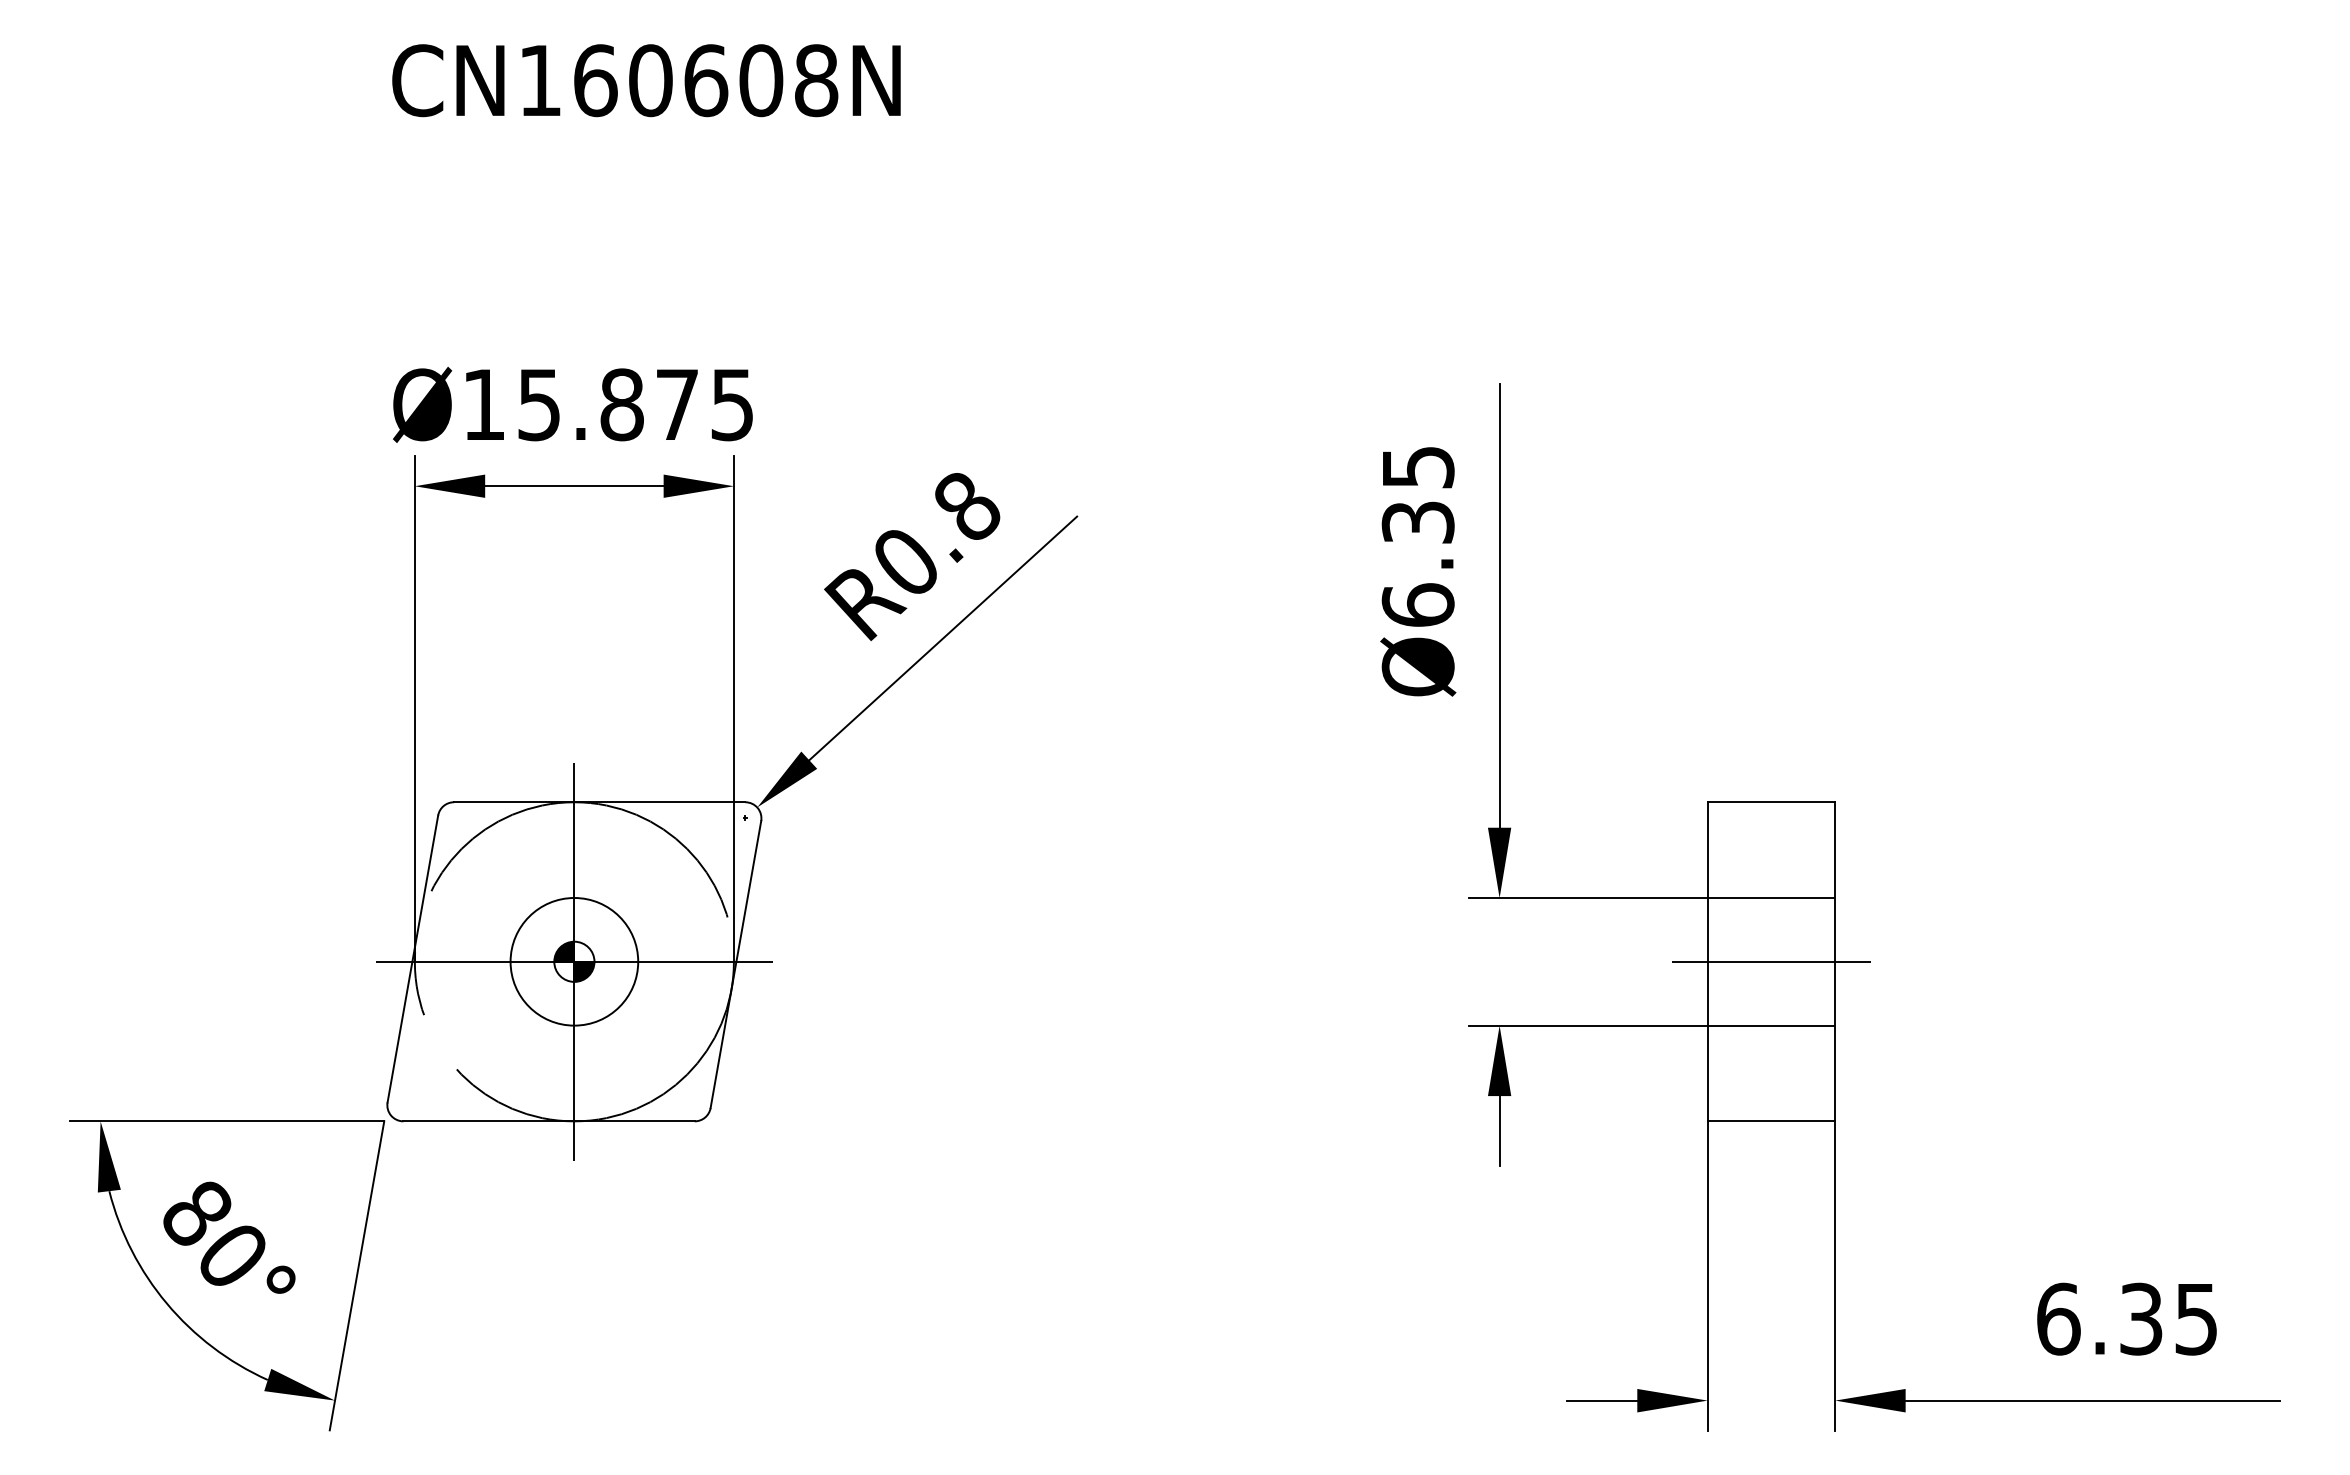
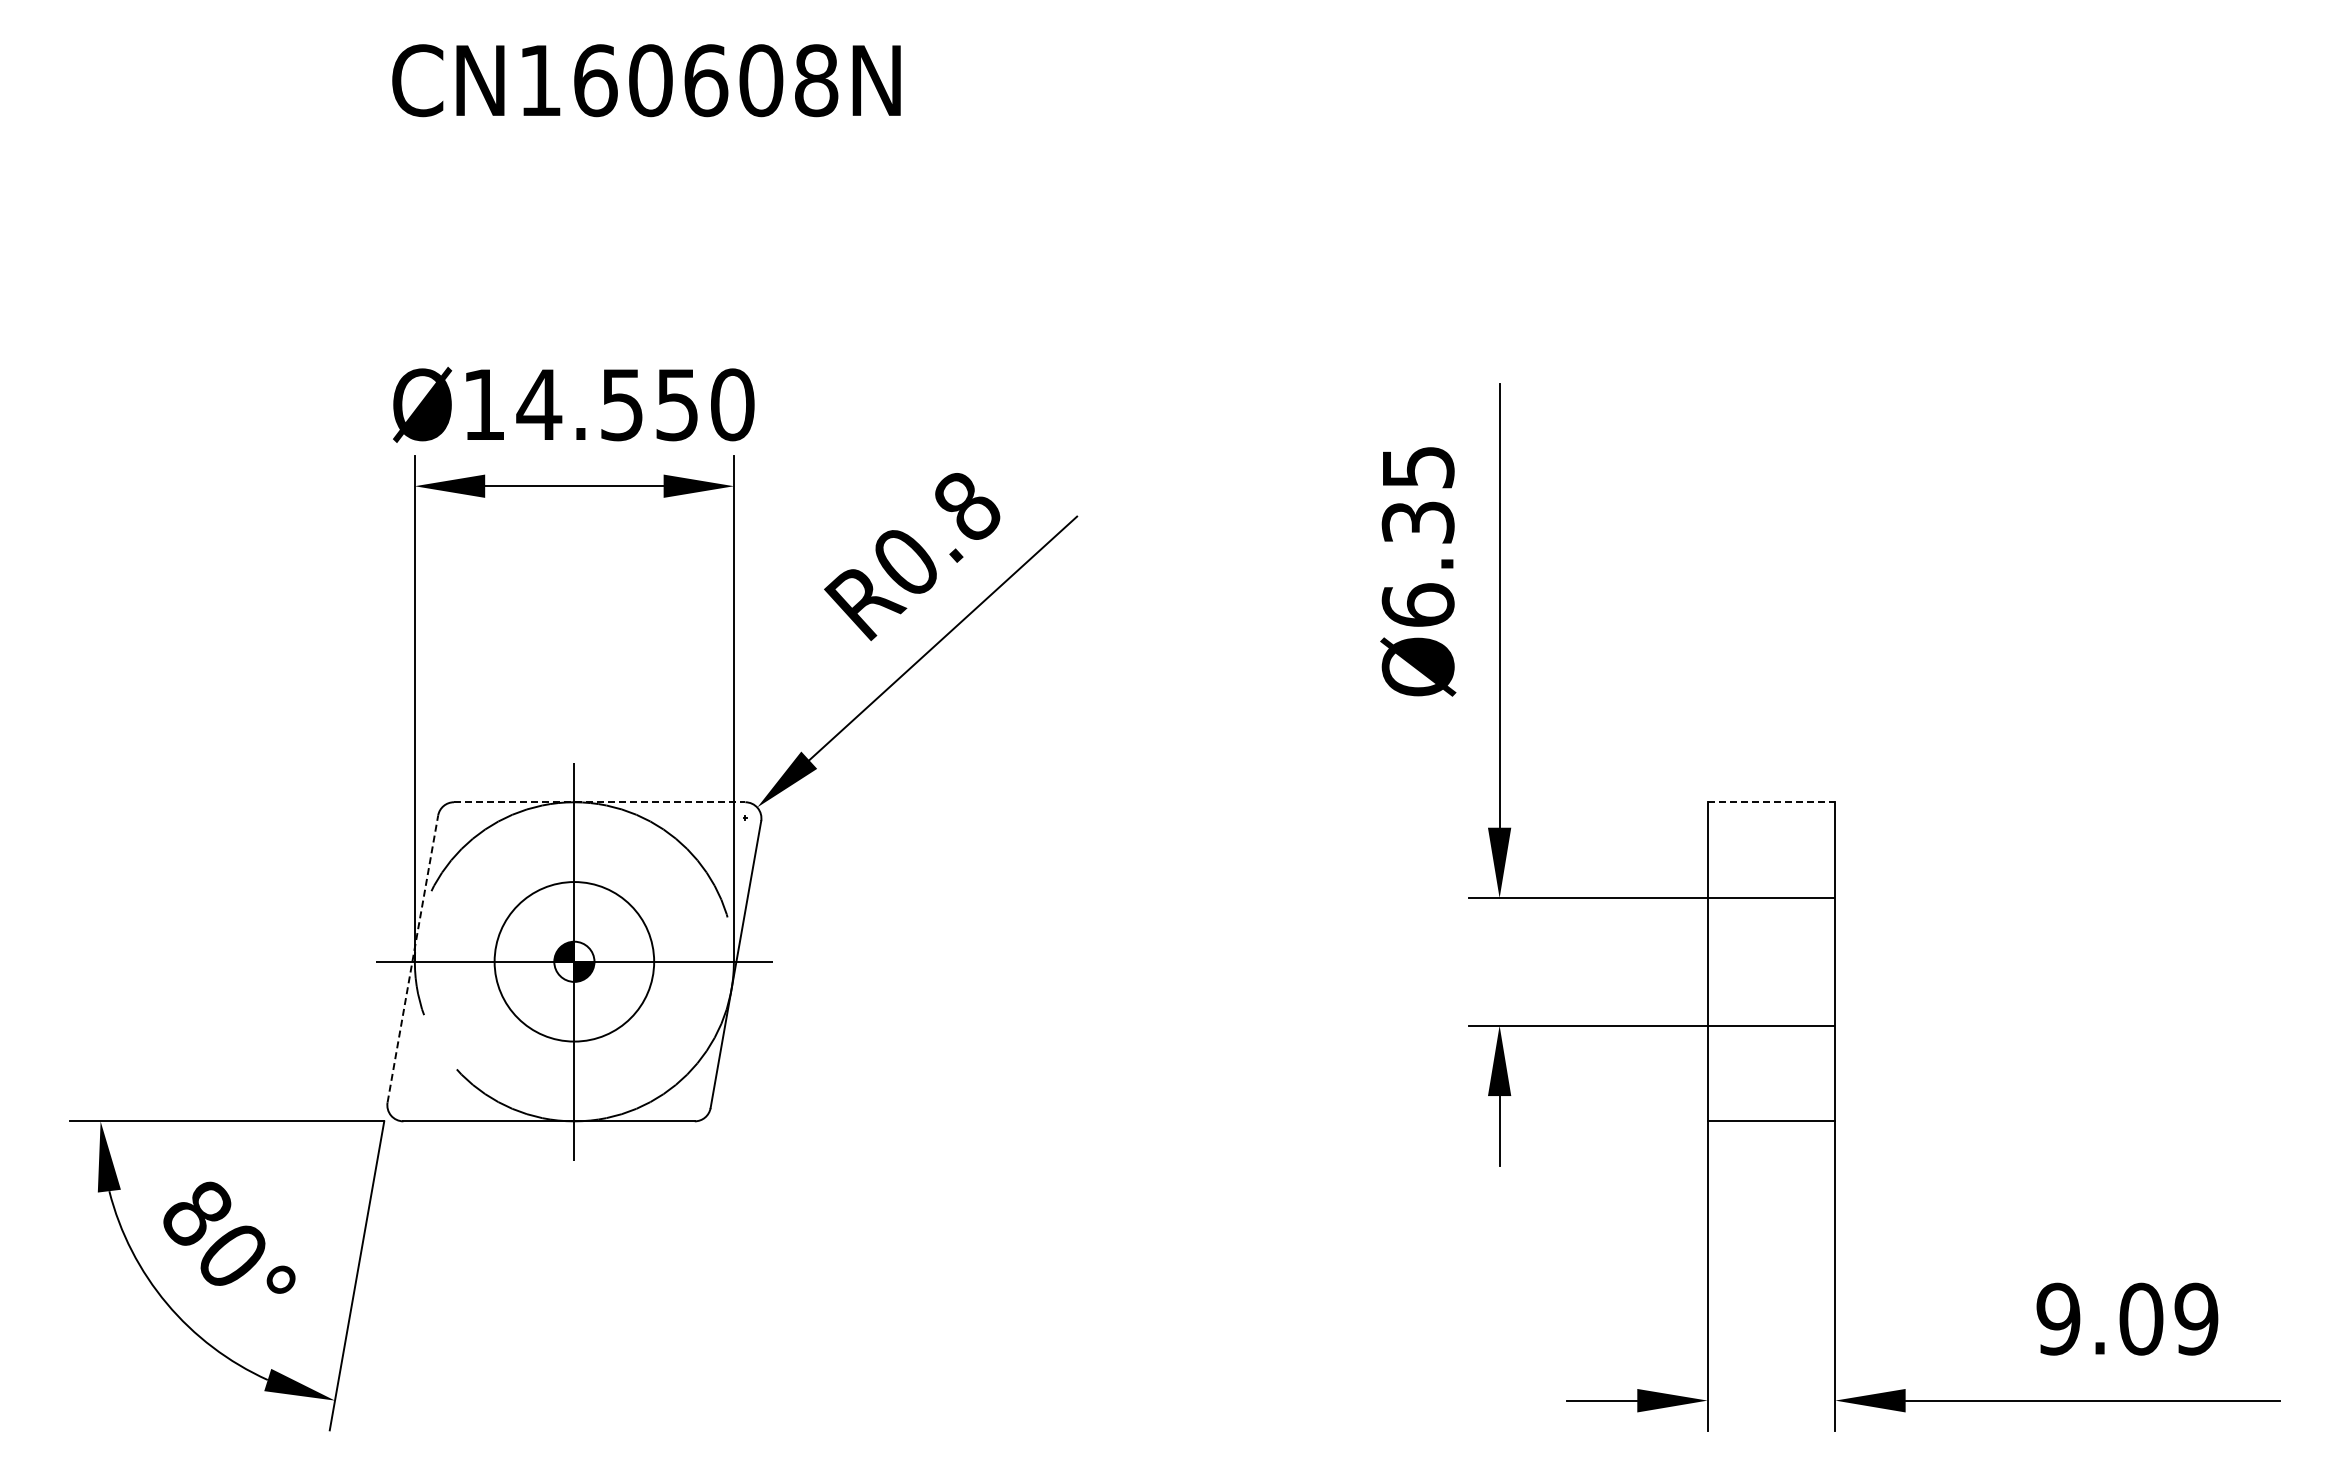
text: Ø15.875 -> Ø14.550 (635, 404)
line: solid -> dashed (599, 802)
line: solid -> dashed (1771, 802)
line: solid -> dashed (412, 959)
circle diameter: 128 px -> 160 px (574, 961)
line: present -> none (1771, 961)
text: 6.35 -> 9.09 (2127, 1318)
